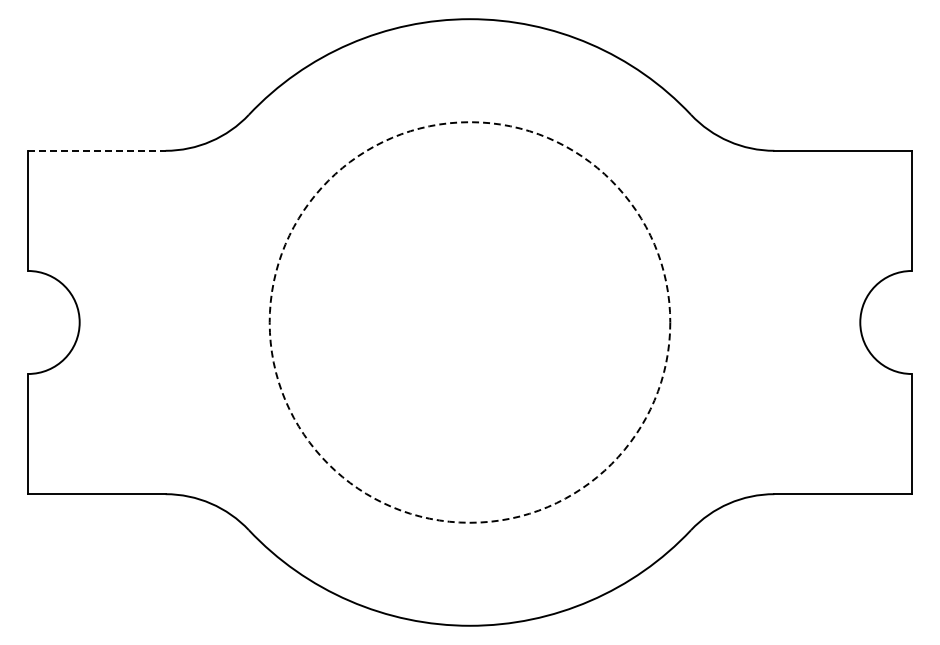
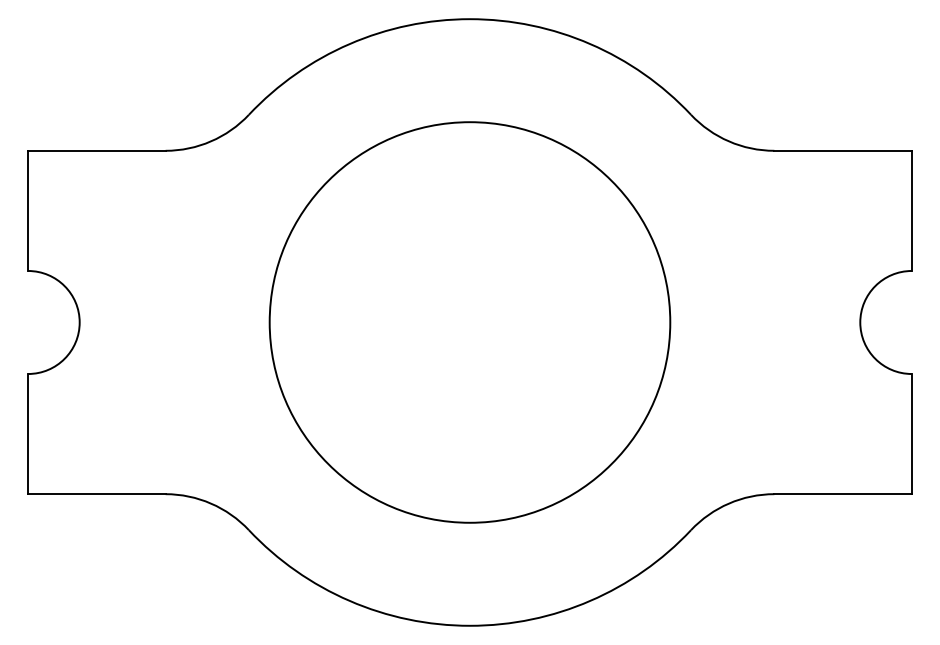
line: dashed -> solid (96, 150)
circle: dashed -> solid (469, 322)
